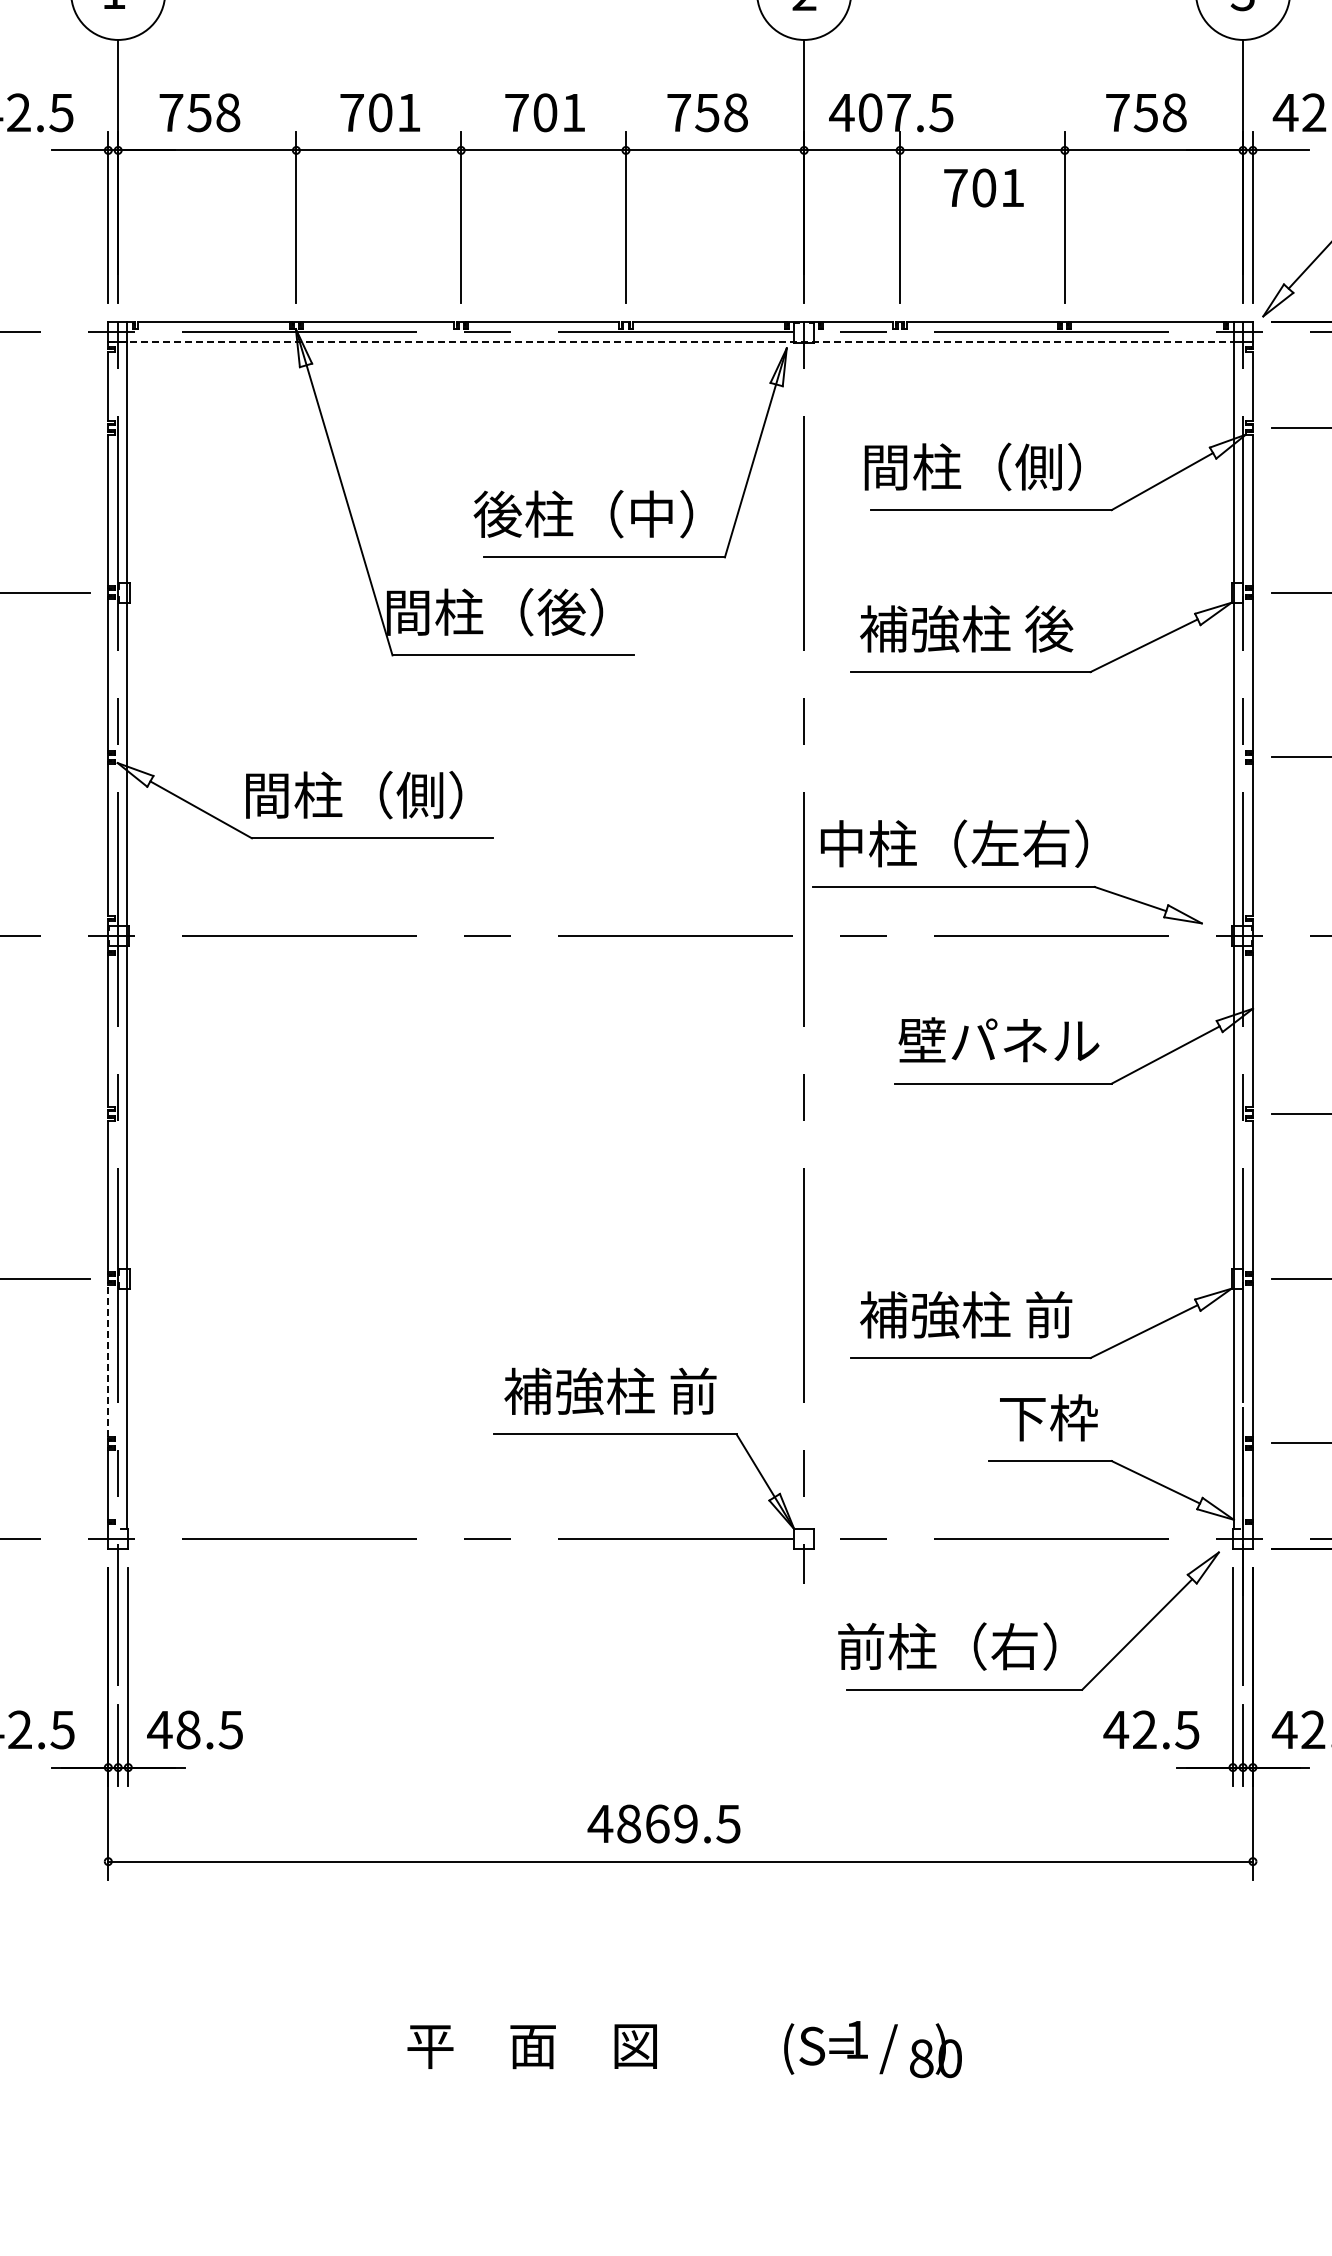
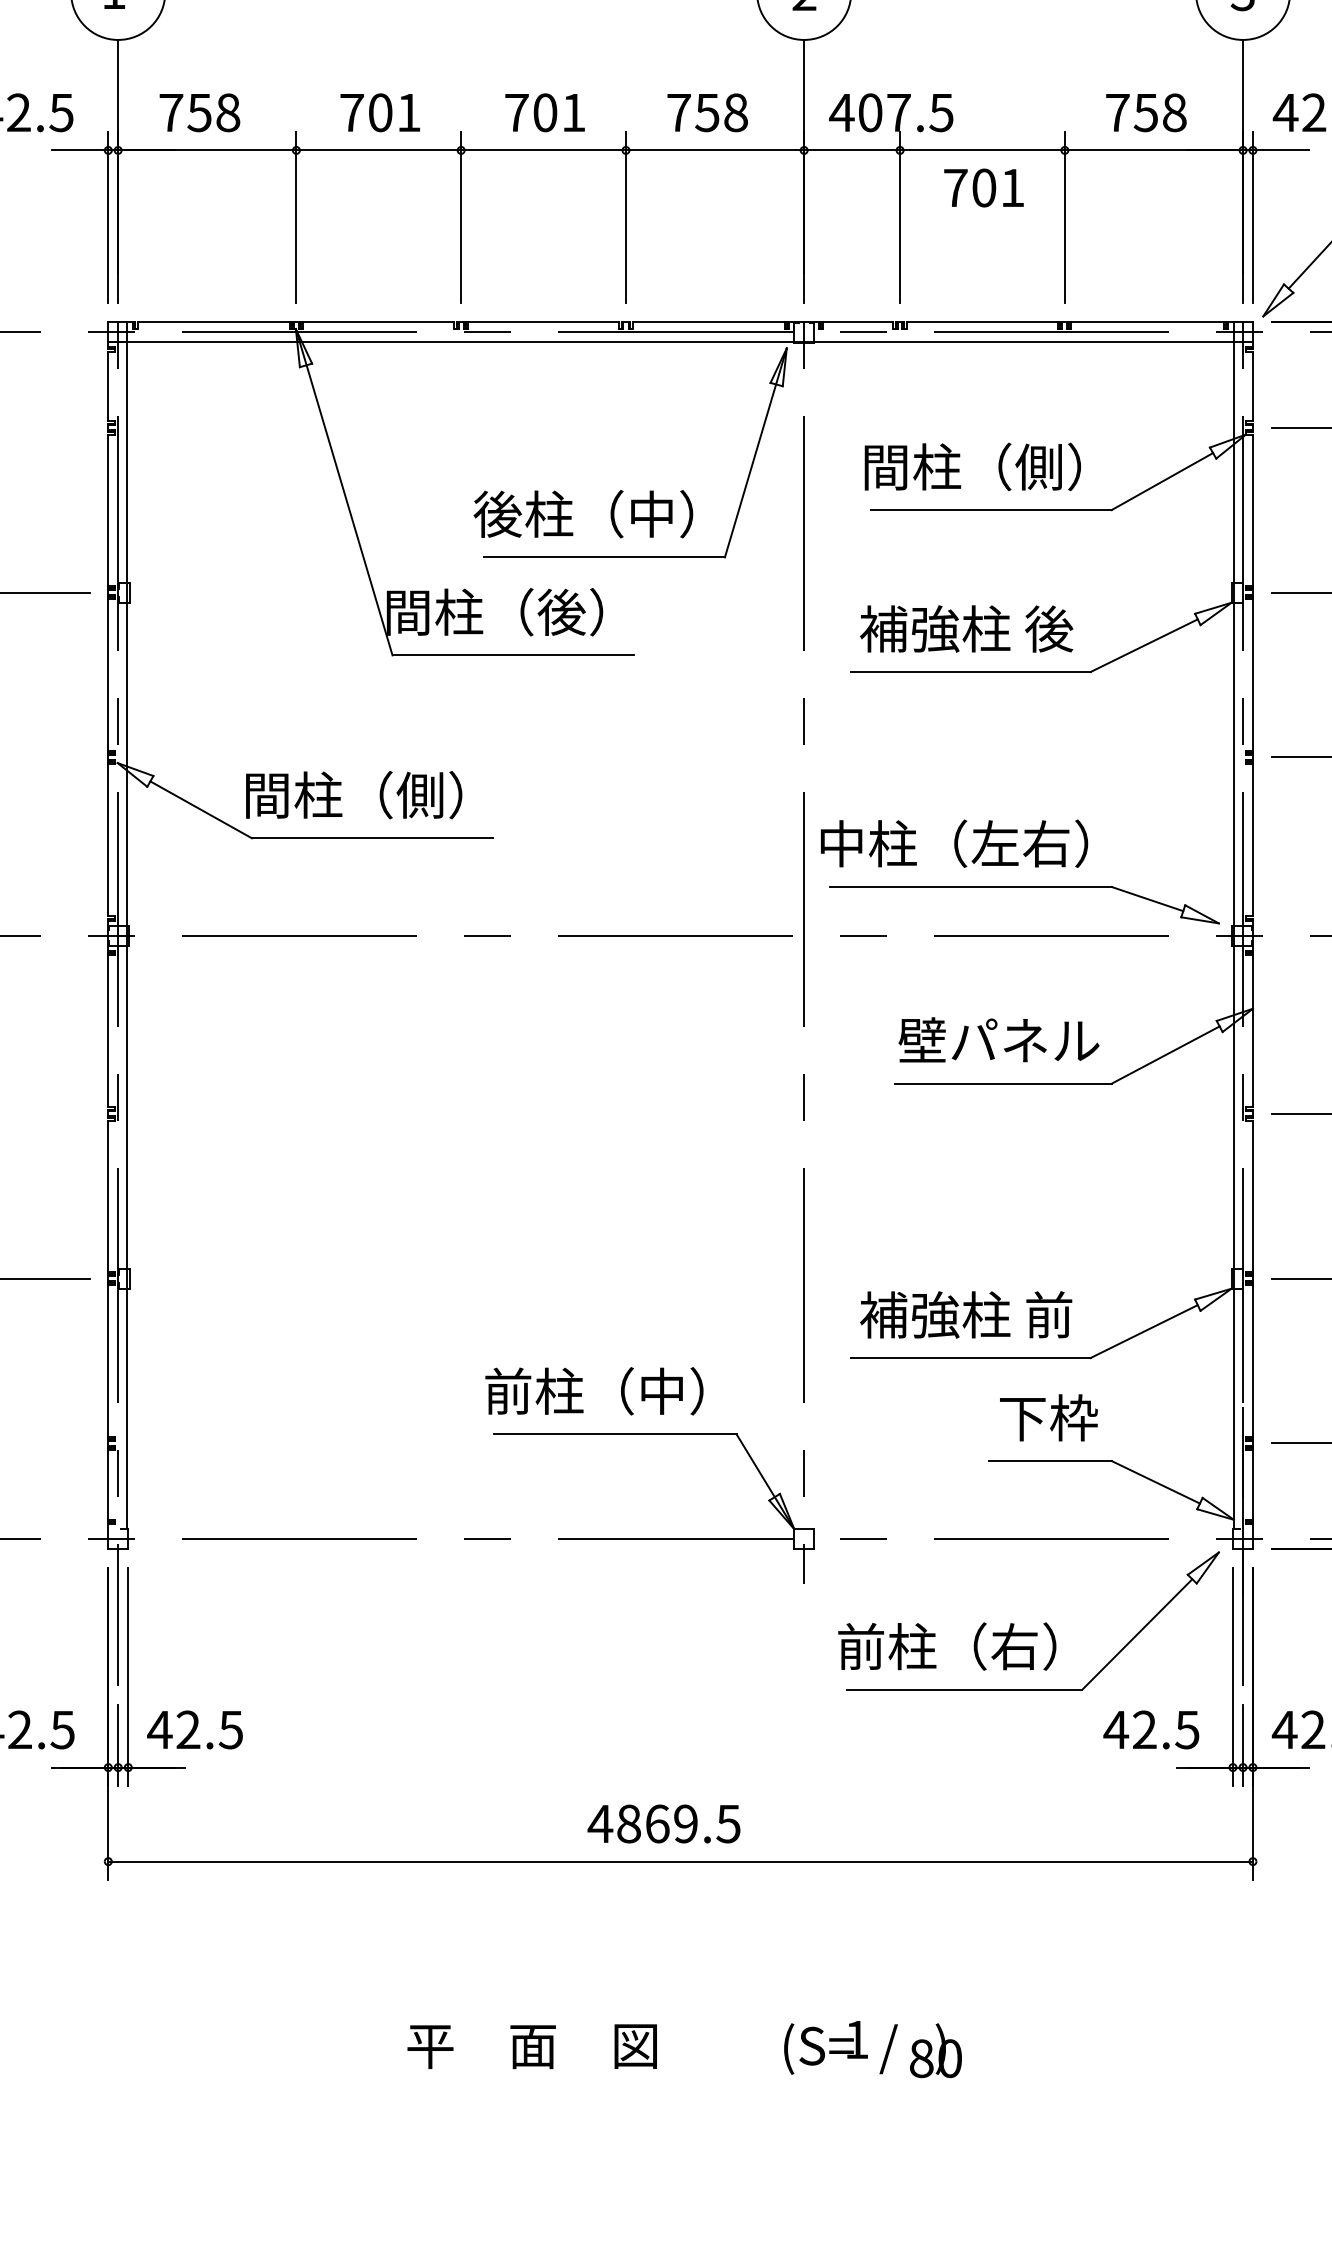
line: dashed -> solid (671, 342)
part position: (1007, 887) -> (1024, 887) (1024, 887)
line: dashed -> solid (108, 1361)
text: 補強柱 前 -> 前柱（中） (600, 1391)
text: 48.5 -> 42.5 (188, 1729)
